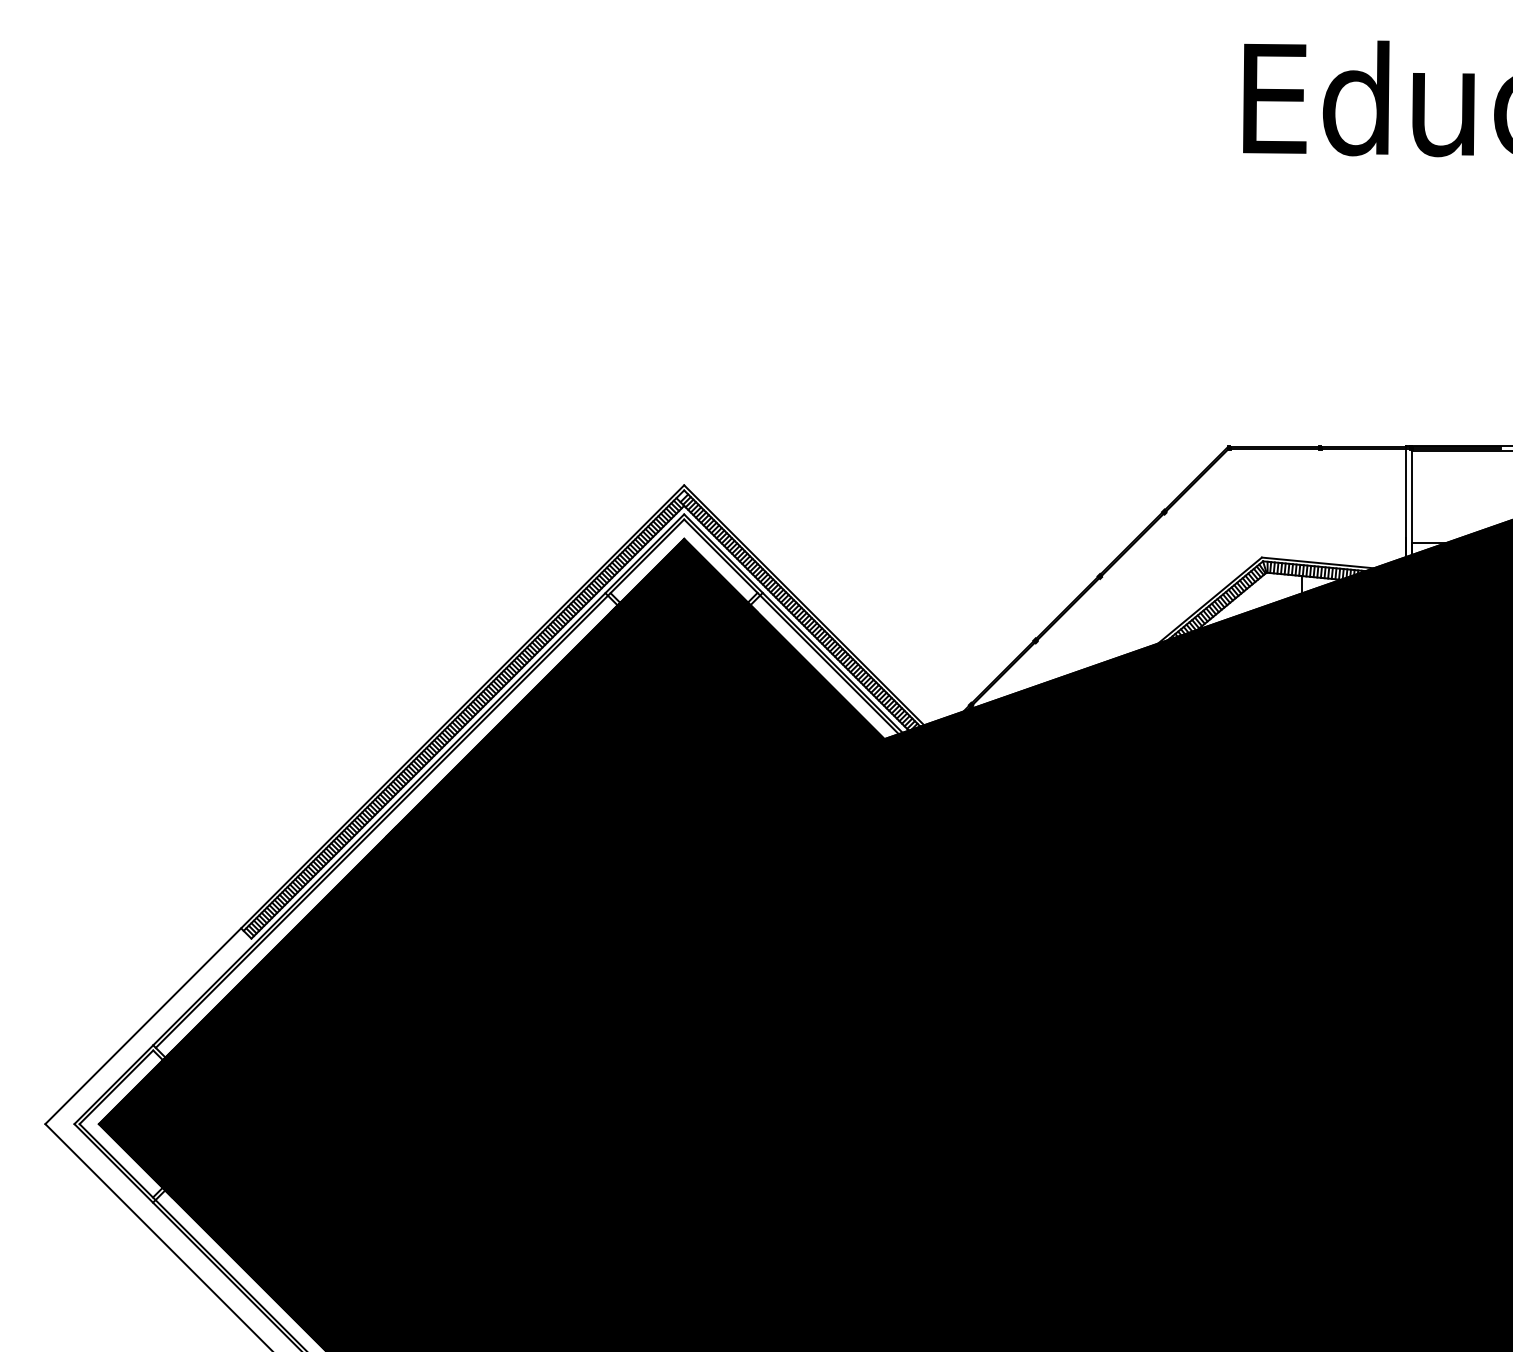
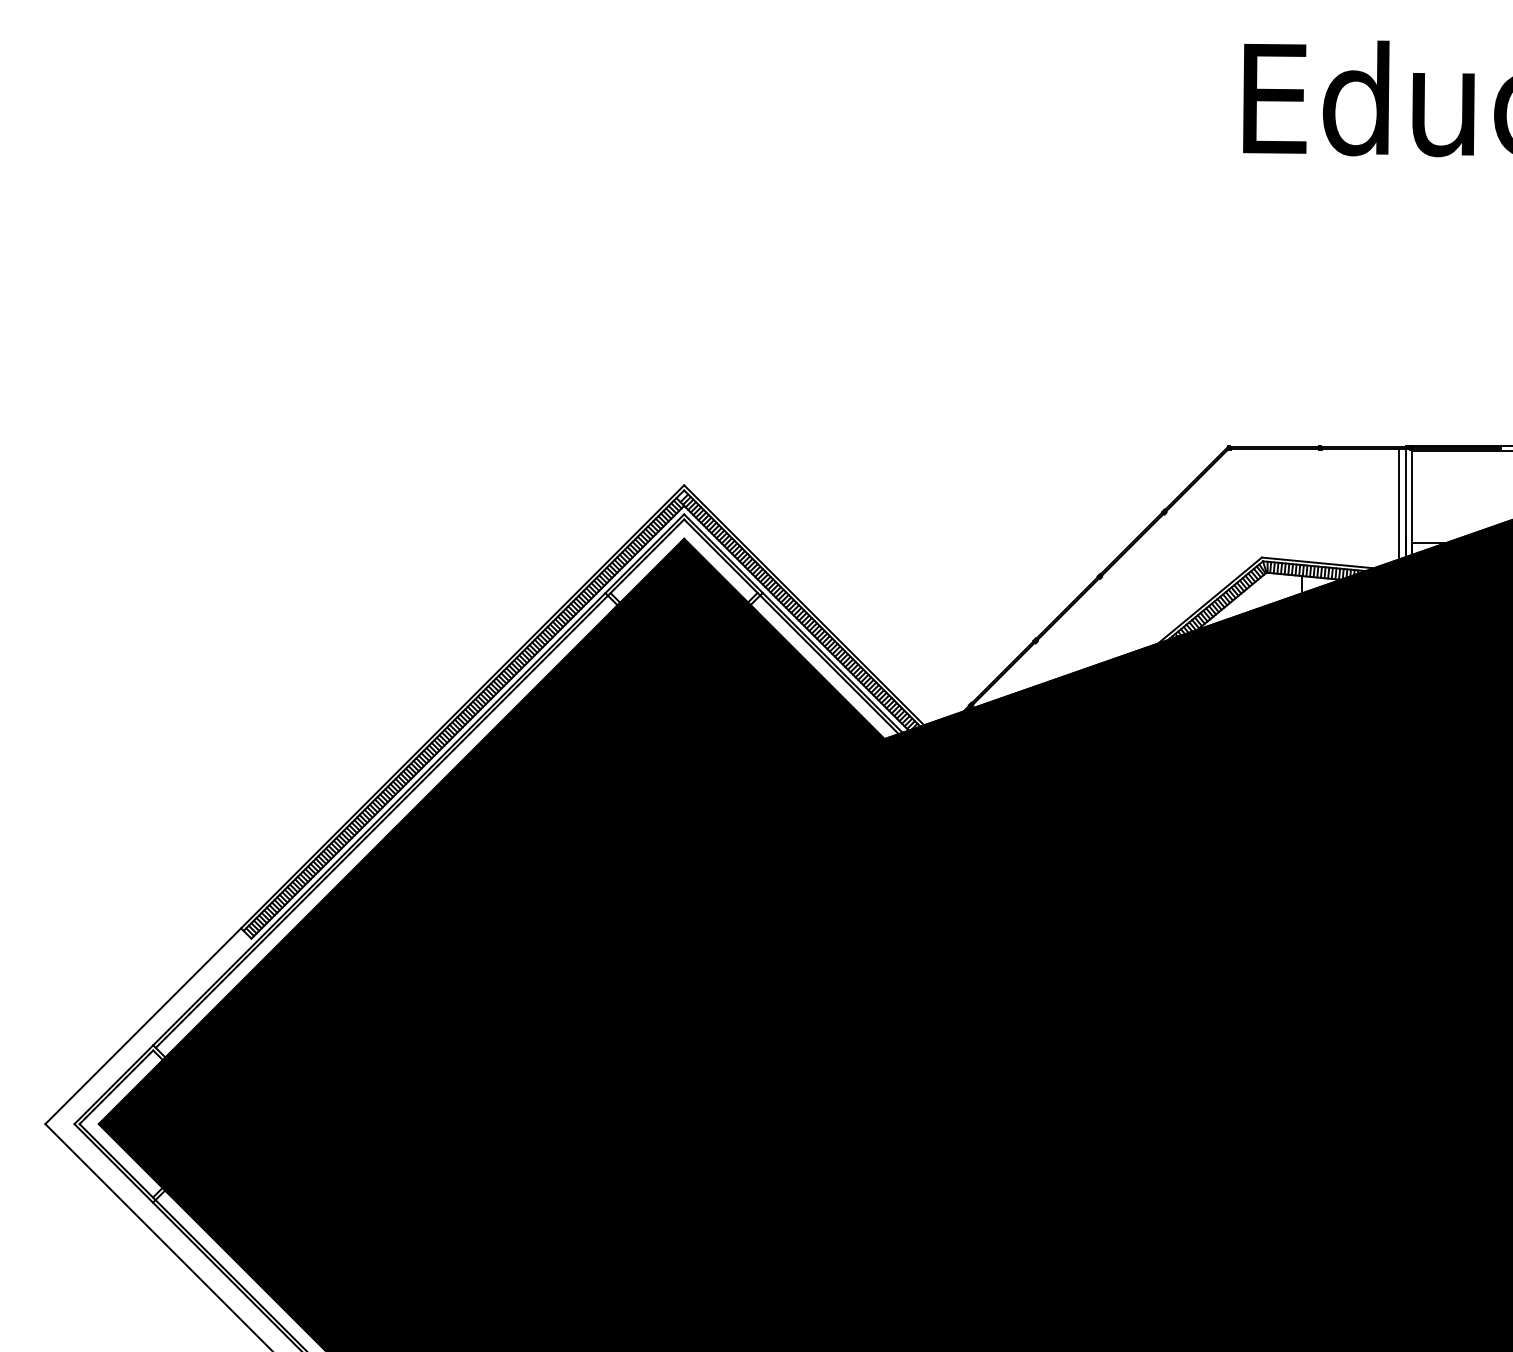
line: none -> present (1398, 509)
